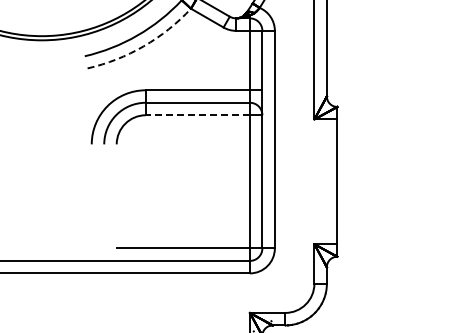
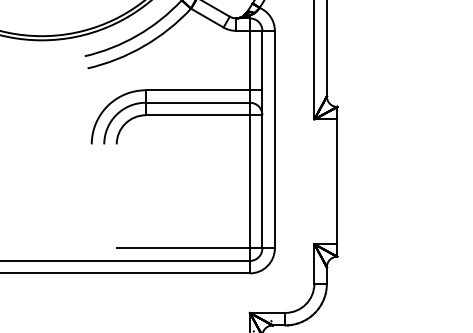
arc: dashed -> solid (143, 46)
line: dashed -> solid (197, 115)
